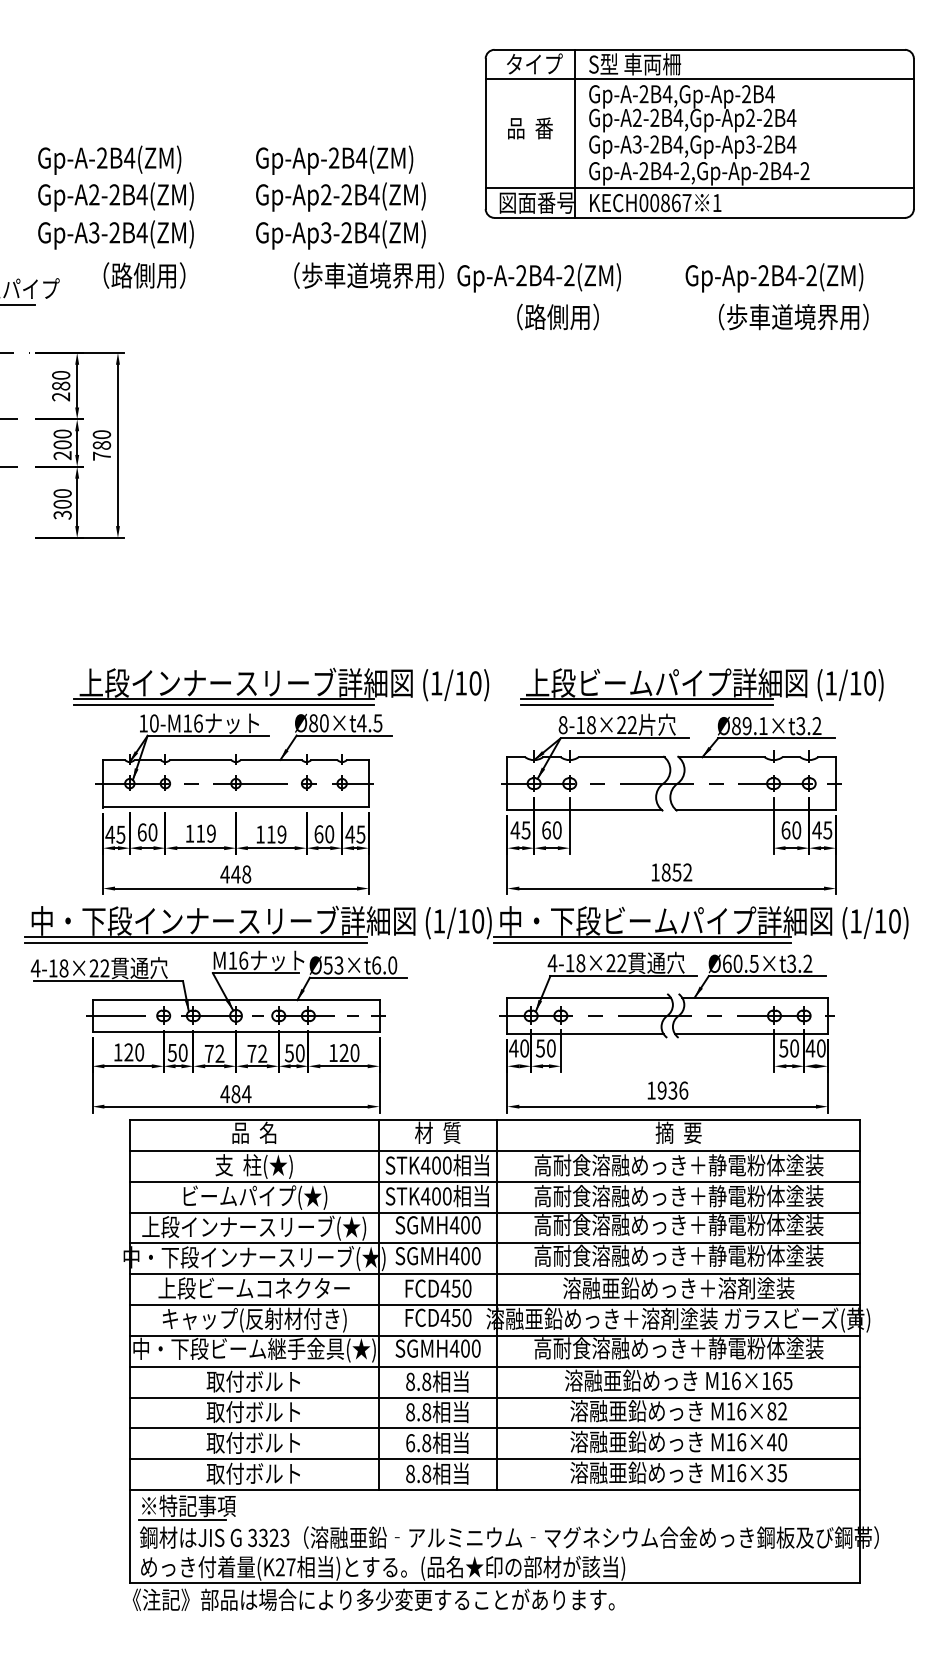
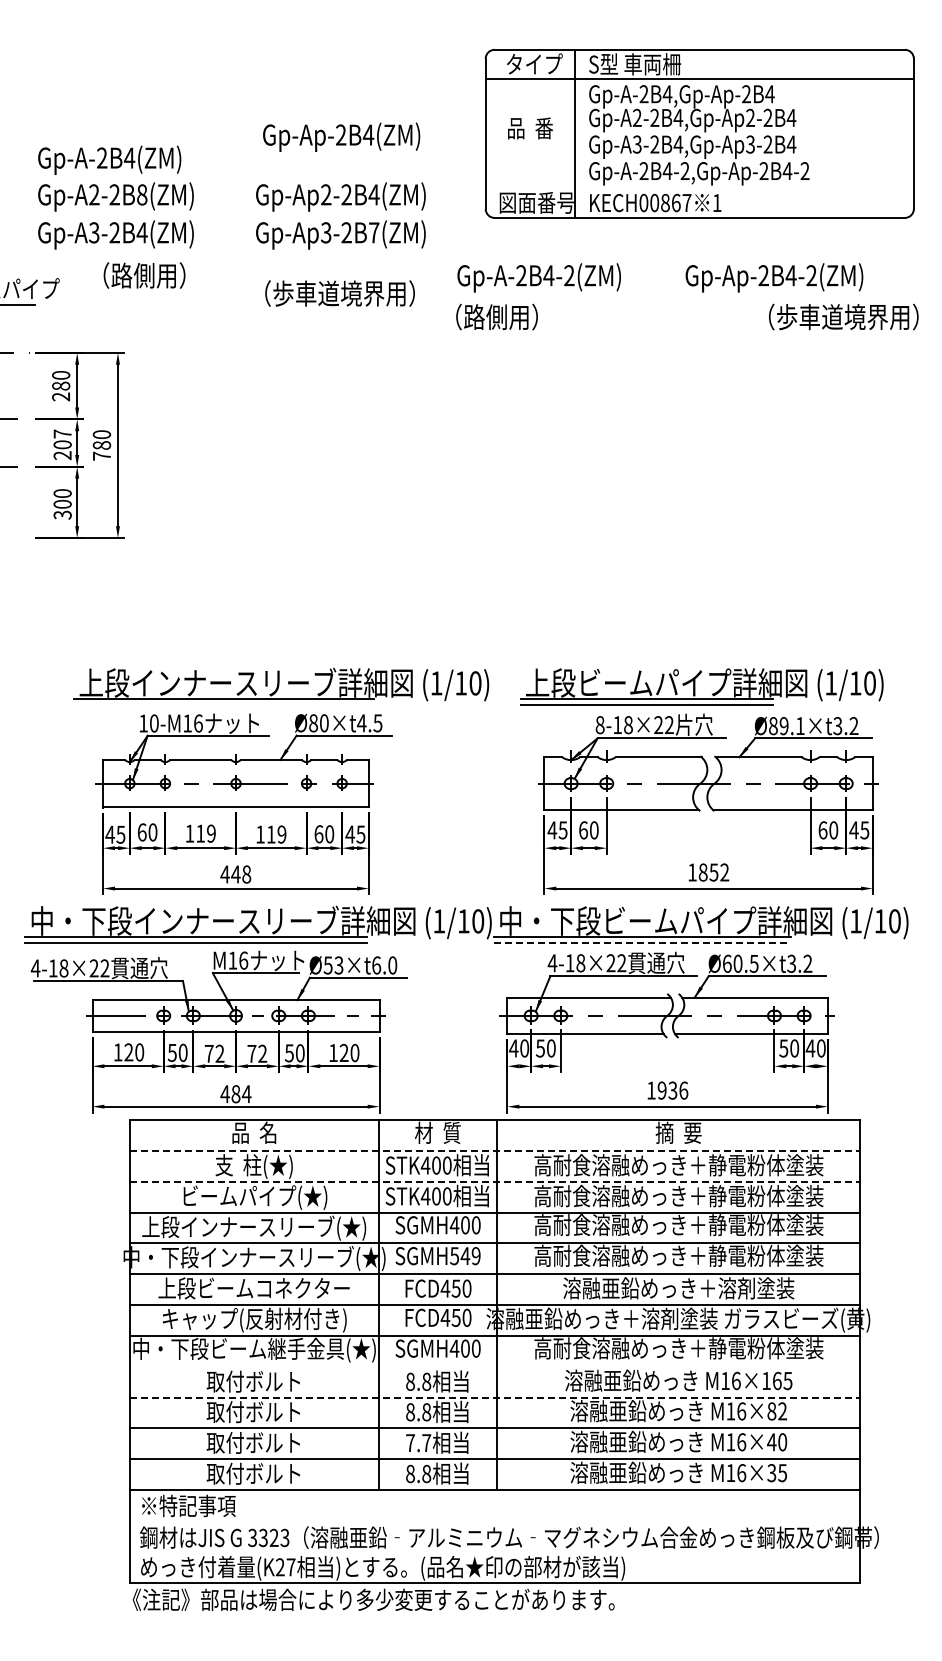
text position: (334, 159) -> (341, 136) (341, 136)
line: present -> none (699, 188)
text: Gp-A2-2B4(ZM) -> Gp-A2-2B8(ZM) (141, 194)
text: Gp-Ap3-2B4(ZM) -> Gp-Ap3-2B7(ZM) (373, 232)
text position: (368, 275) -> (339, 293) (339, 293)
text position: (557, 316) -> (496, 316) (496, 316)
text position: (793, 316) -> (843, 316) (843, 316)
text: 200 -> 207 (62, 433)
line: present -> none (223, 705)
part position: (671, 803) -> (708, 803) (708, 803)
line: solid -> dashed (642, 943)
line: solid -> dashed (495, 1150)
line: solid -> dashed (495, 1181)
text: SGMH400 -> SGMH549 (464, 1256)
line: present -> none (495, 1366)
line: solid -> dashed (495, 1397)
text: 6.8 -> 7.7 (418, 1443)
line: present -> none (182, 1520)
